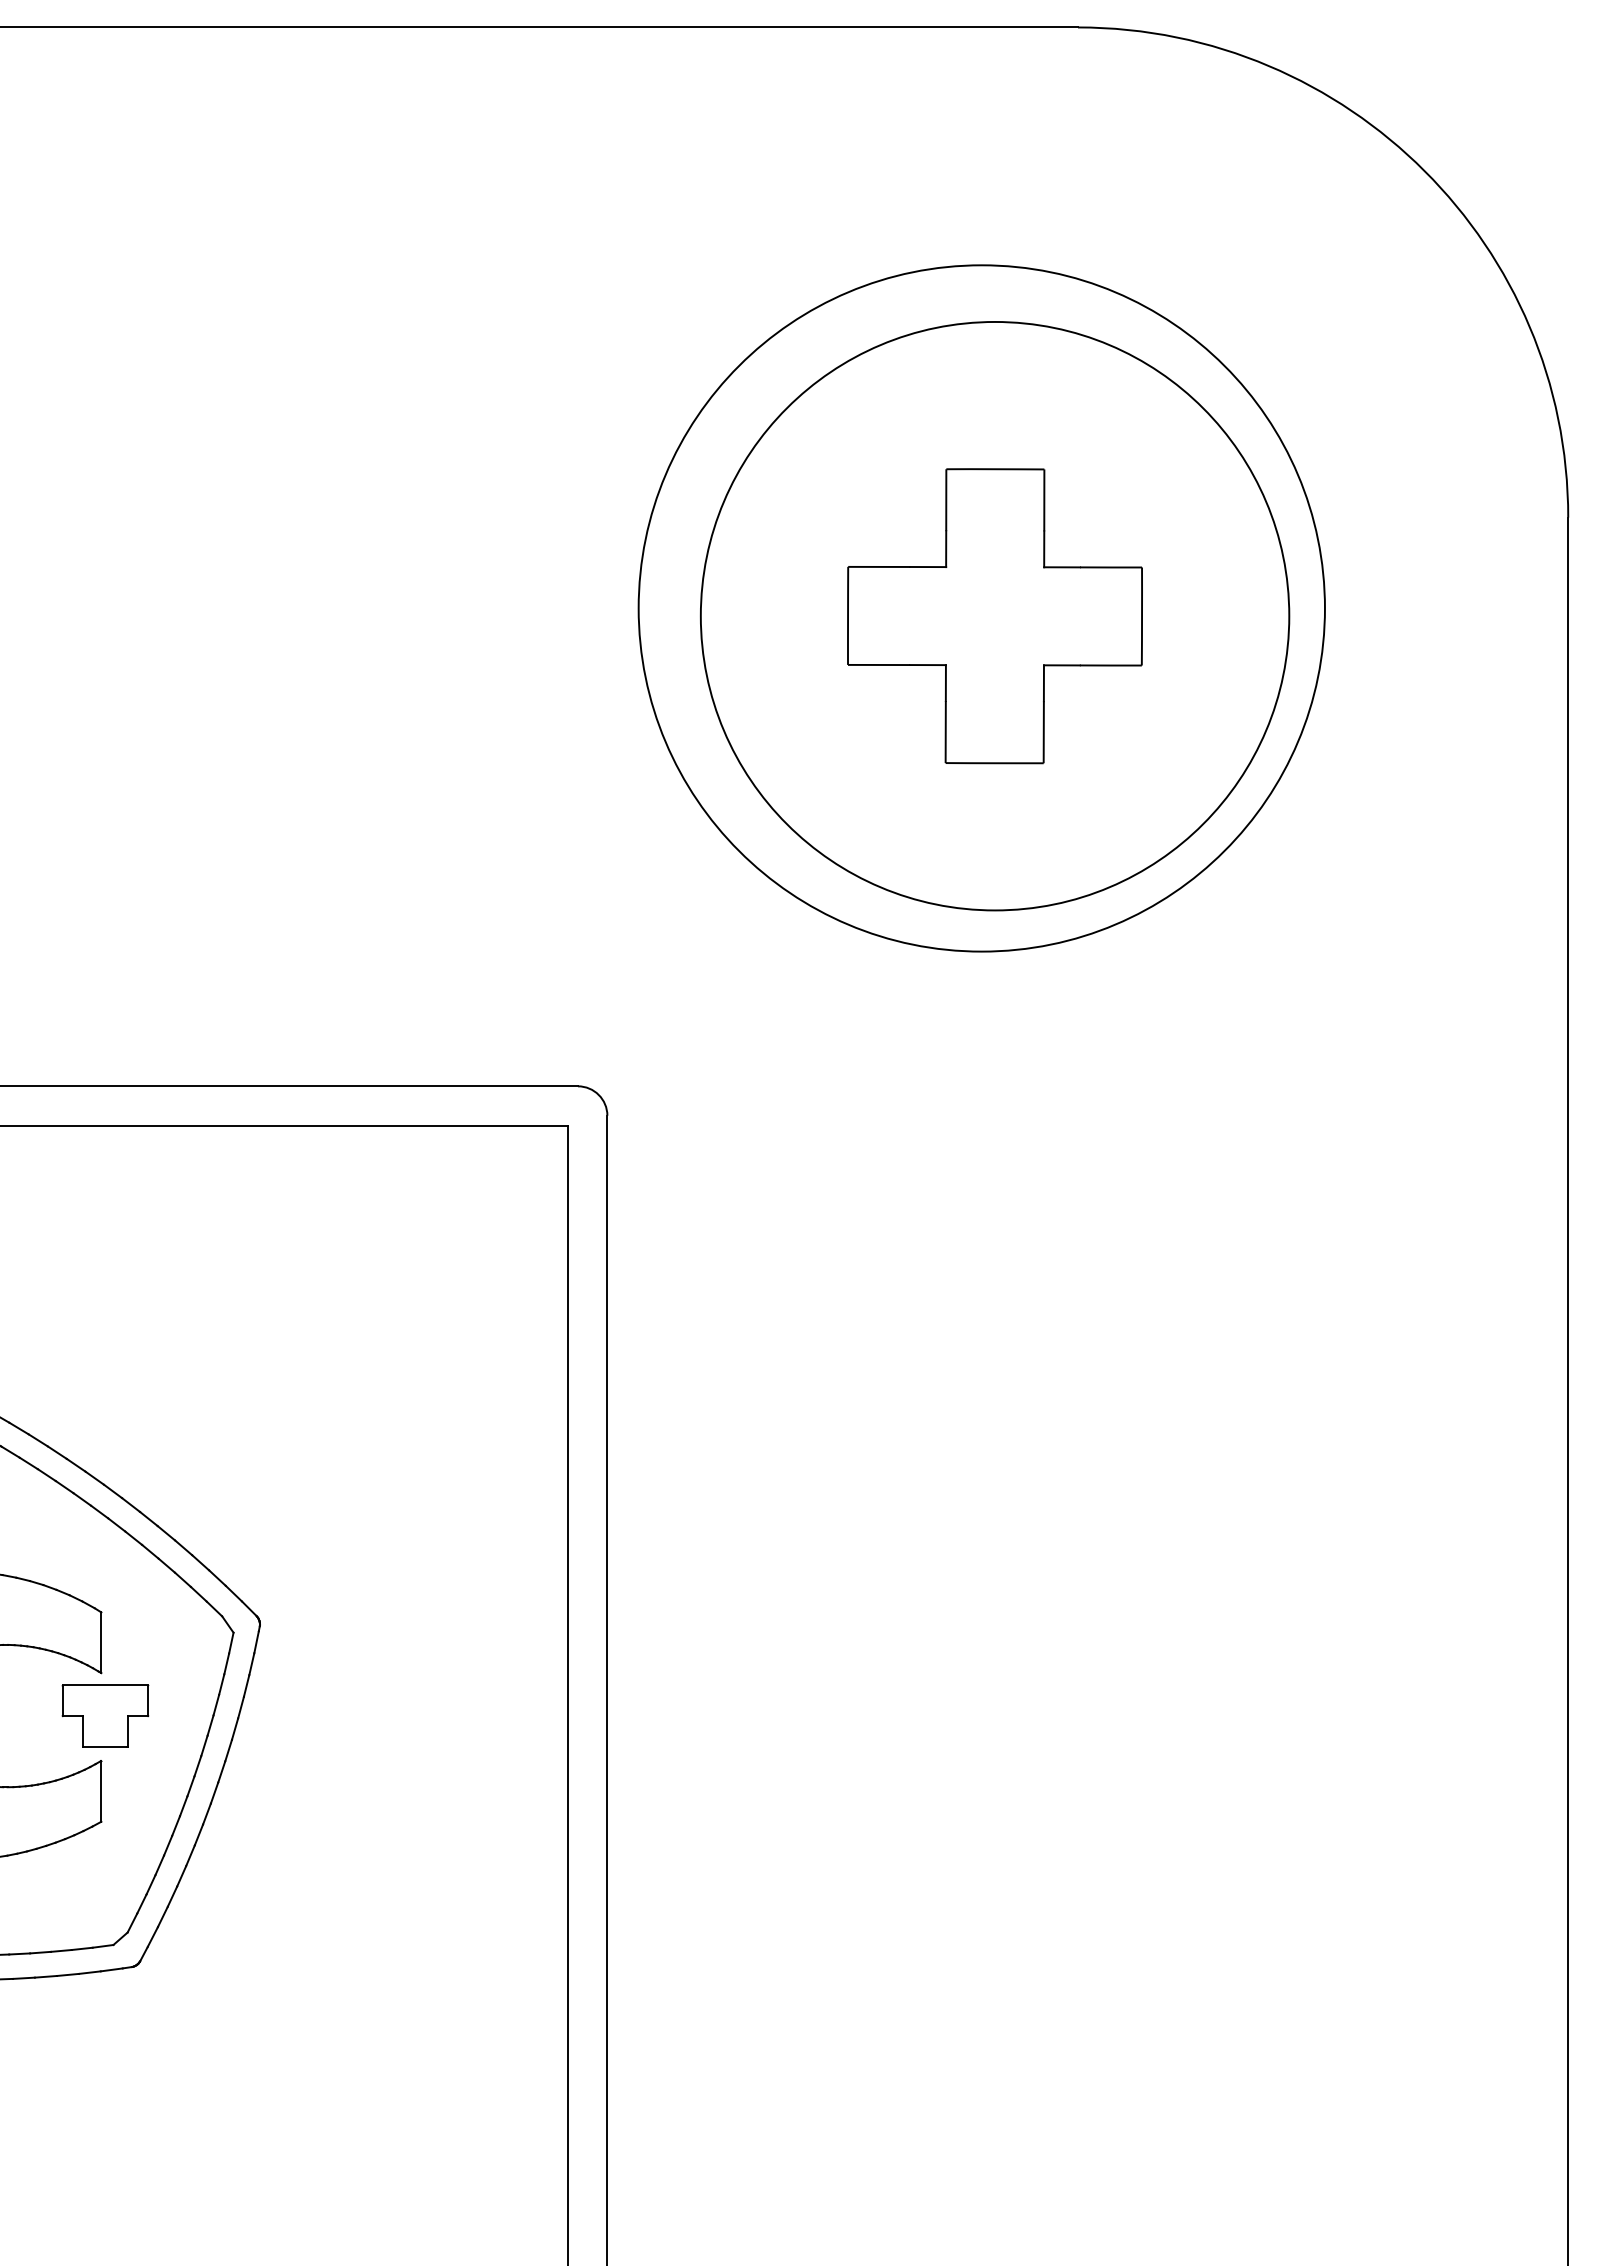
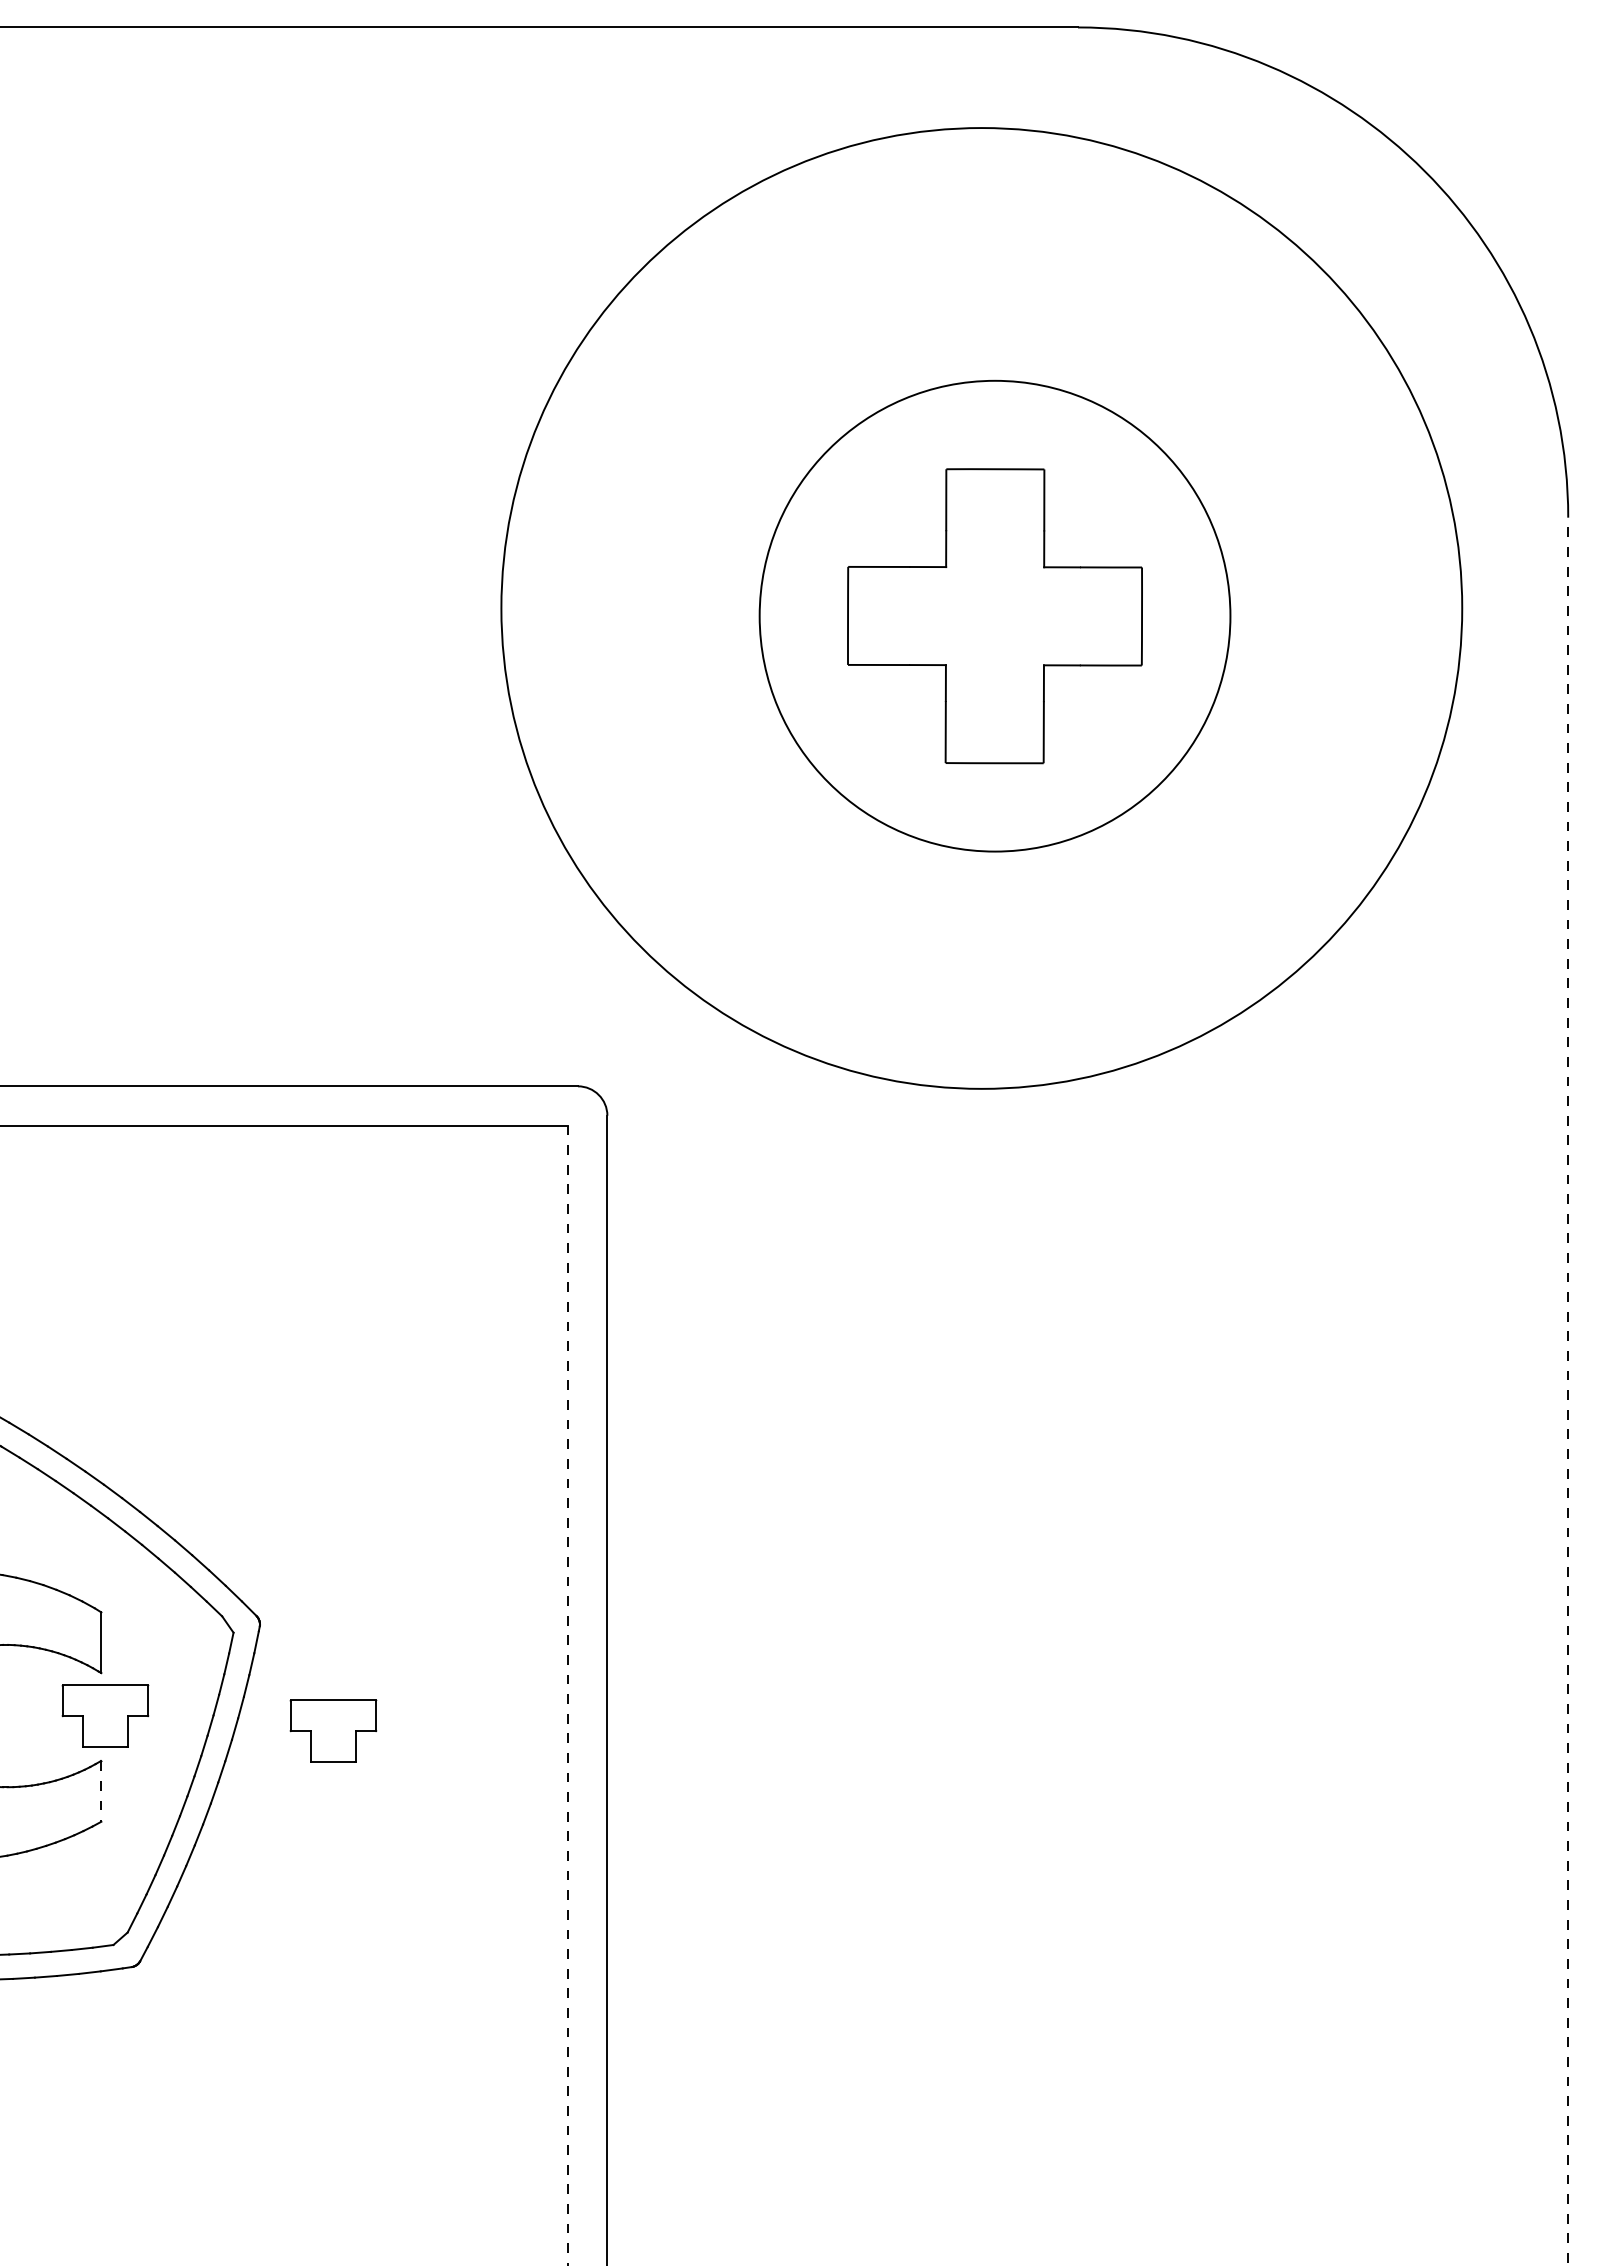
circle diameter: 686 px -> 961 px (981, 608)
circle diameter: 588 px -> 471 px (994, 615)
line: solid -> dashed (1568, 1390)
line: solid -> dashed (568, 1695)
part: none -> present (333, 1730)
line: solid -> dashed (101, 1792)
